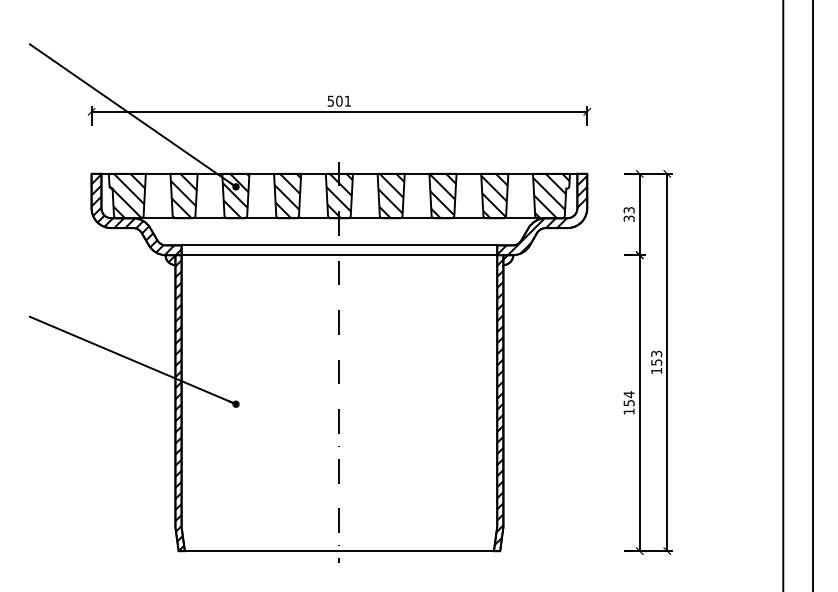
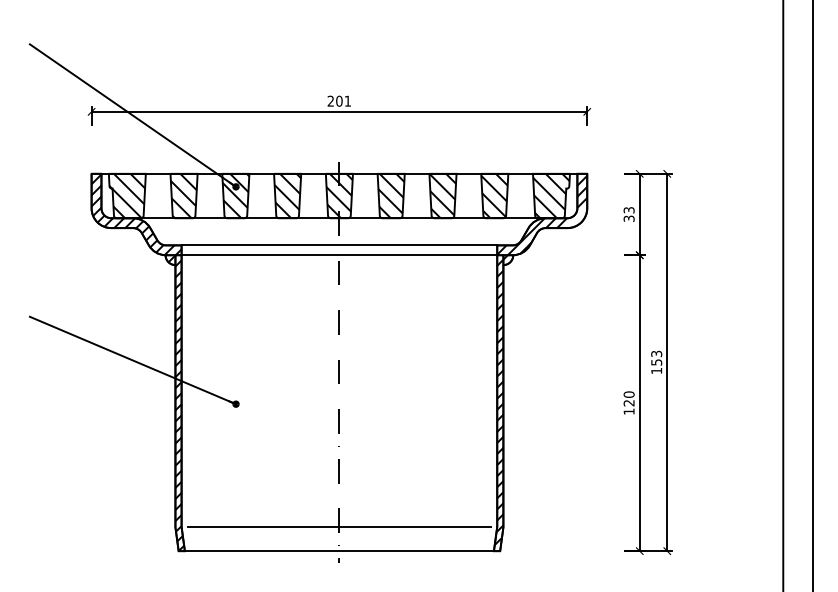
text: 501 -> 201 (330, 100)
text: 154 -> 120 (628, 398)
line: none -> present (339, 527)
